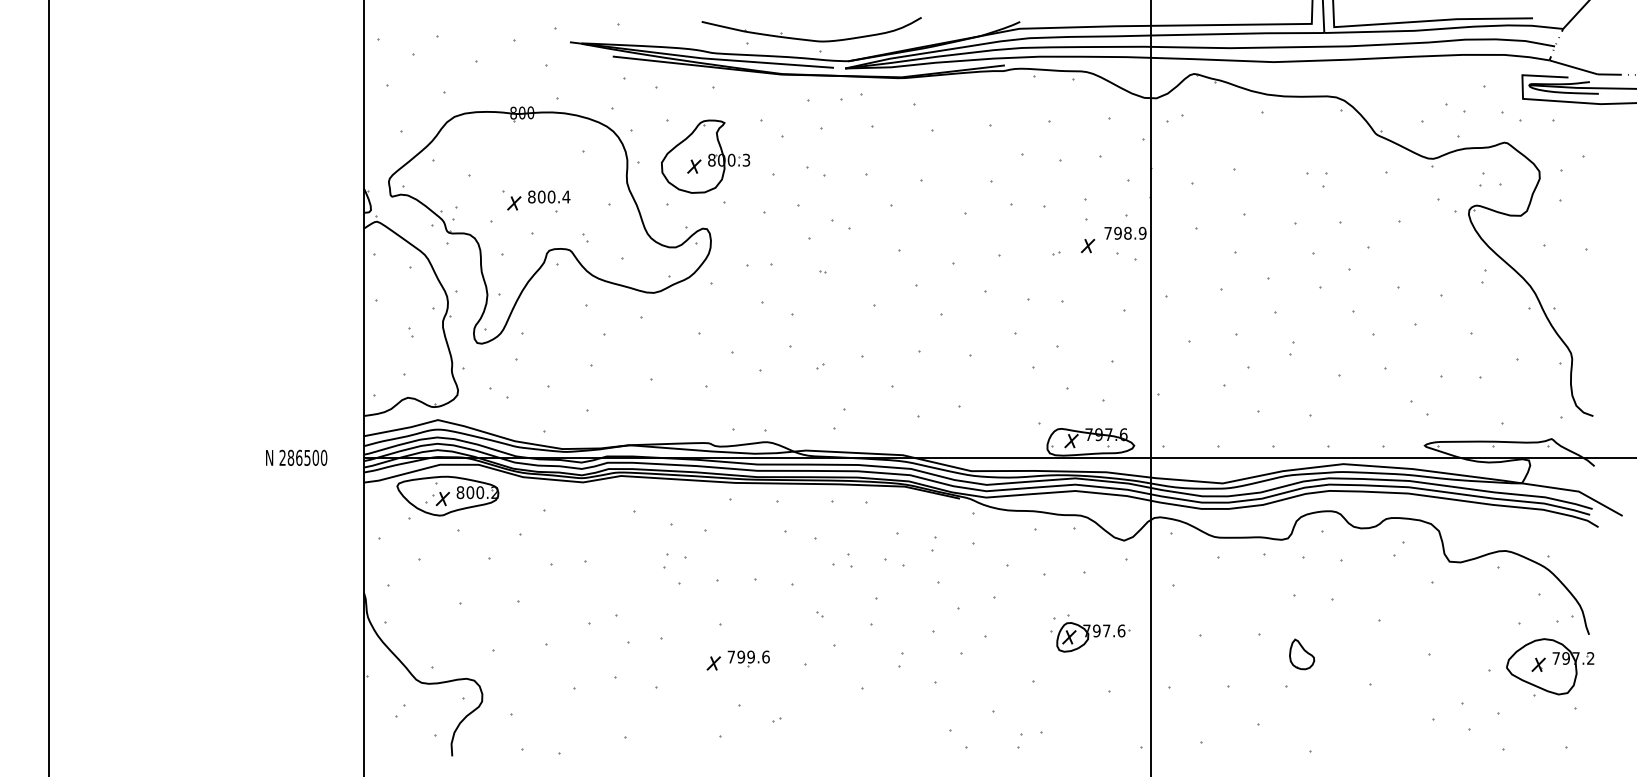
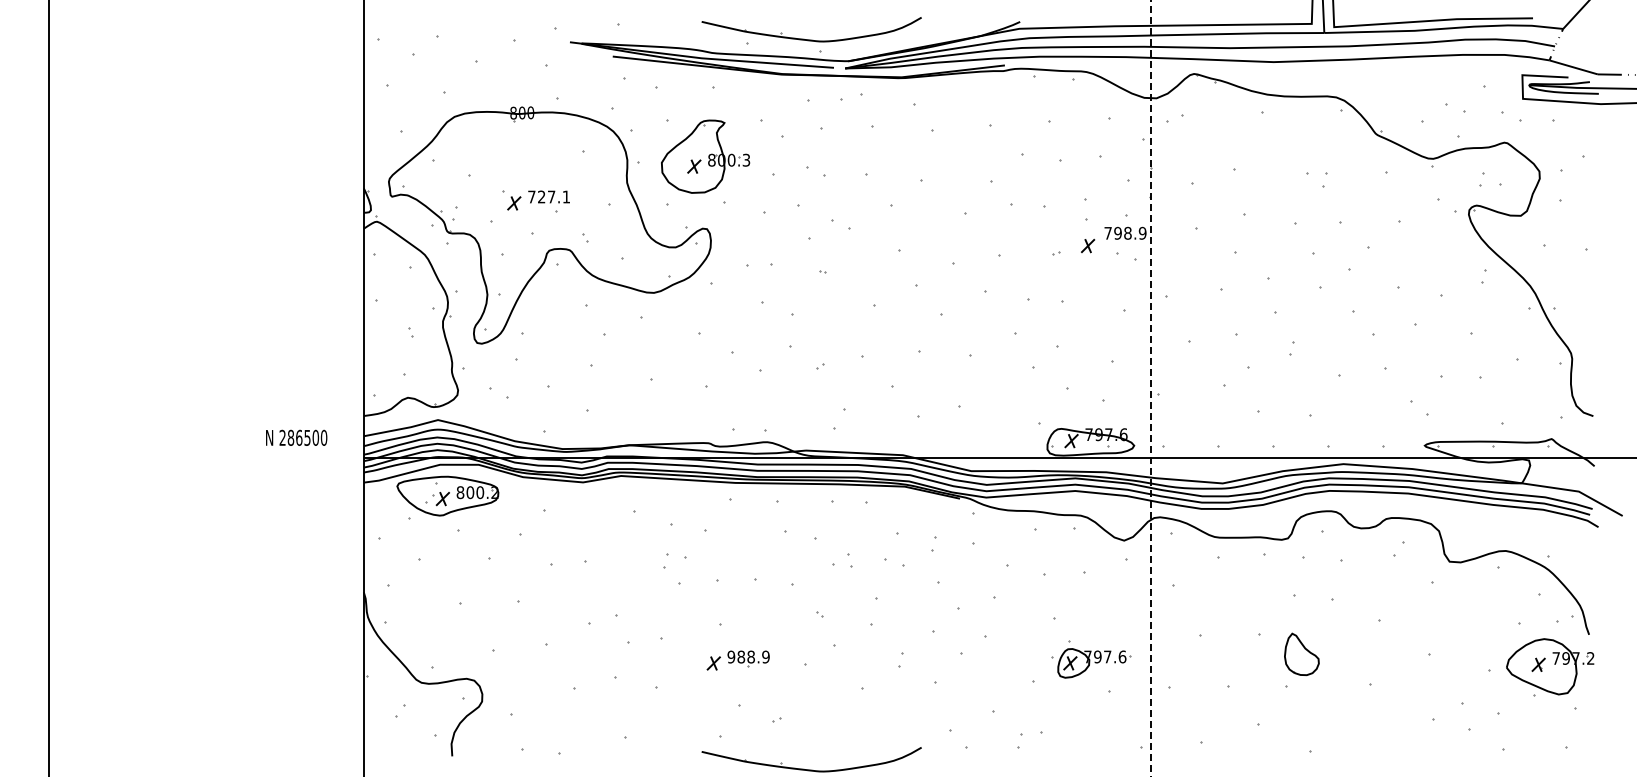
text: 800.4 -> 727.1 (549, 196)
line: solid -> dashed (1150, 387)
text position: (296, 457) -> (296, 437) (296, 437)
part position: (1090, 633) -> (1091, 659) (1091, 659)
part size: 27x33 px -> 36x45 px (1301, 654)
text: 799.6 -> 988.9 (748, 656)
part: none -> present (811, 769)
